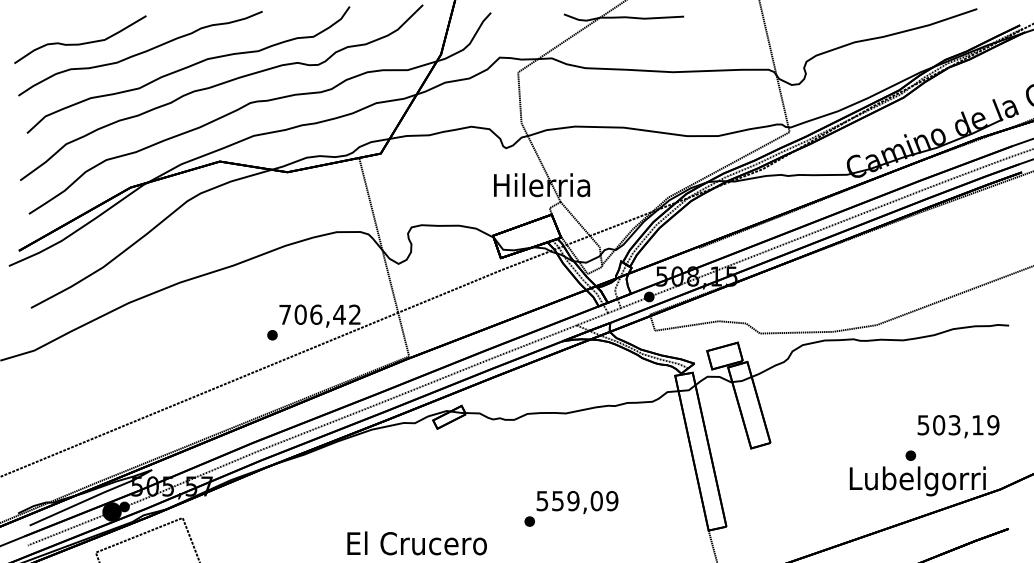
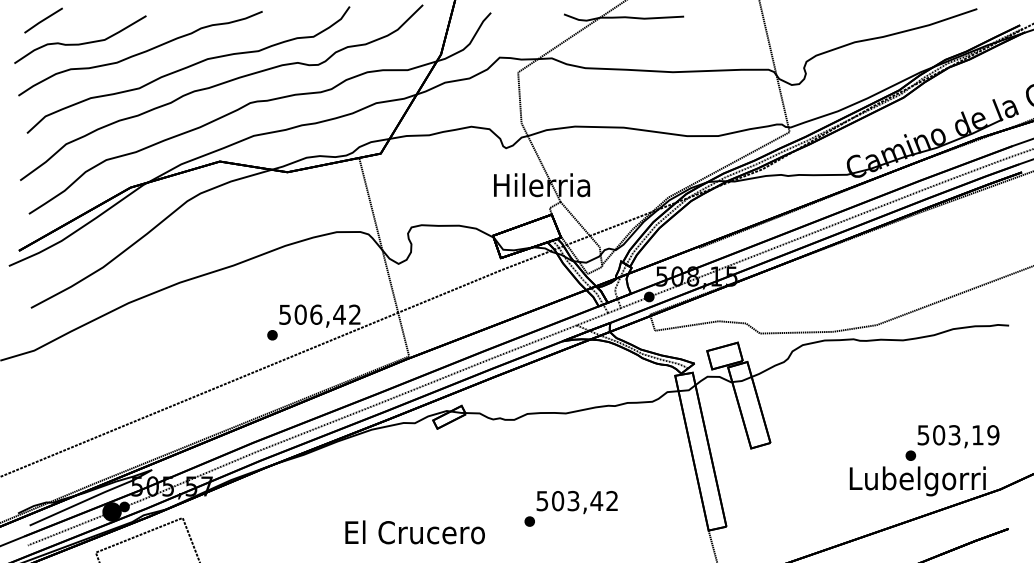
line: none -> present (43, 20)
text: 706,42 -> 506,42 (284, 314)
text position: (958, 426) -> (958, 436) (958, 436)
text: 559,09 -> 503,42 (585, 501)
text position: (416, 543) -> (414, 532) (414, 532)
